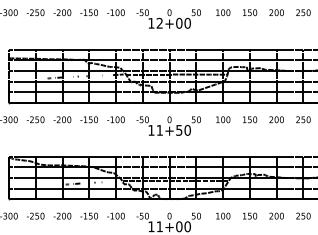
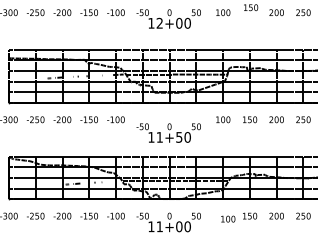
text position: (250, 12) -> (251, 7) (251, 7)
text position: (168, 125) -> (168, 132) (168, 132)
text position: (223, 215) -> (228, 218) (228, 218)
